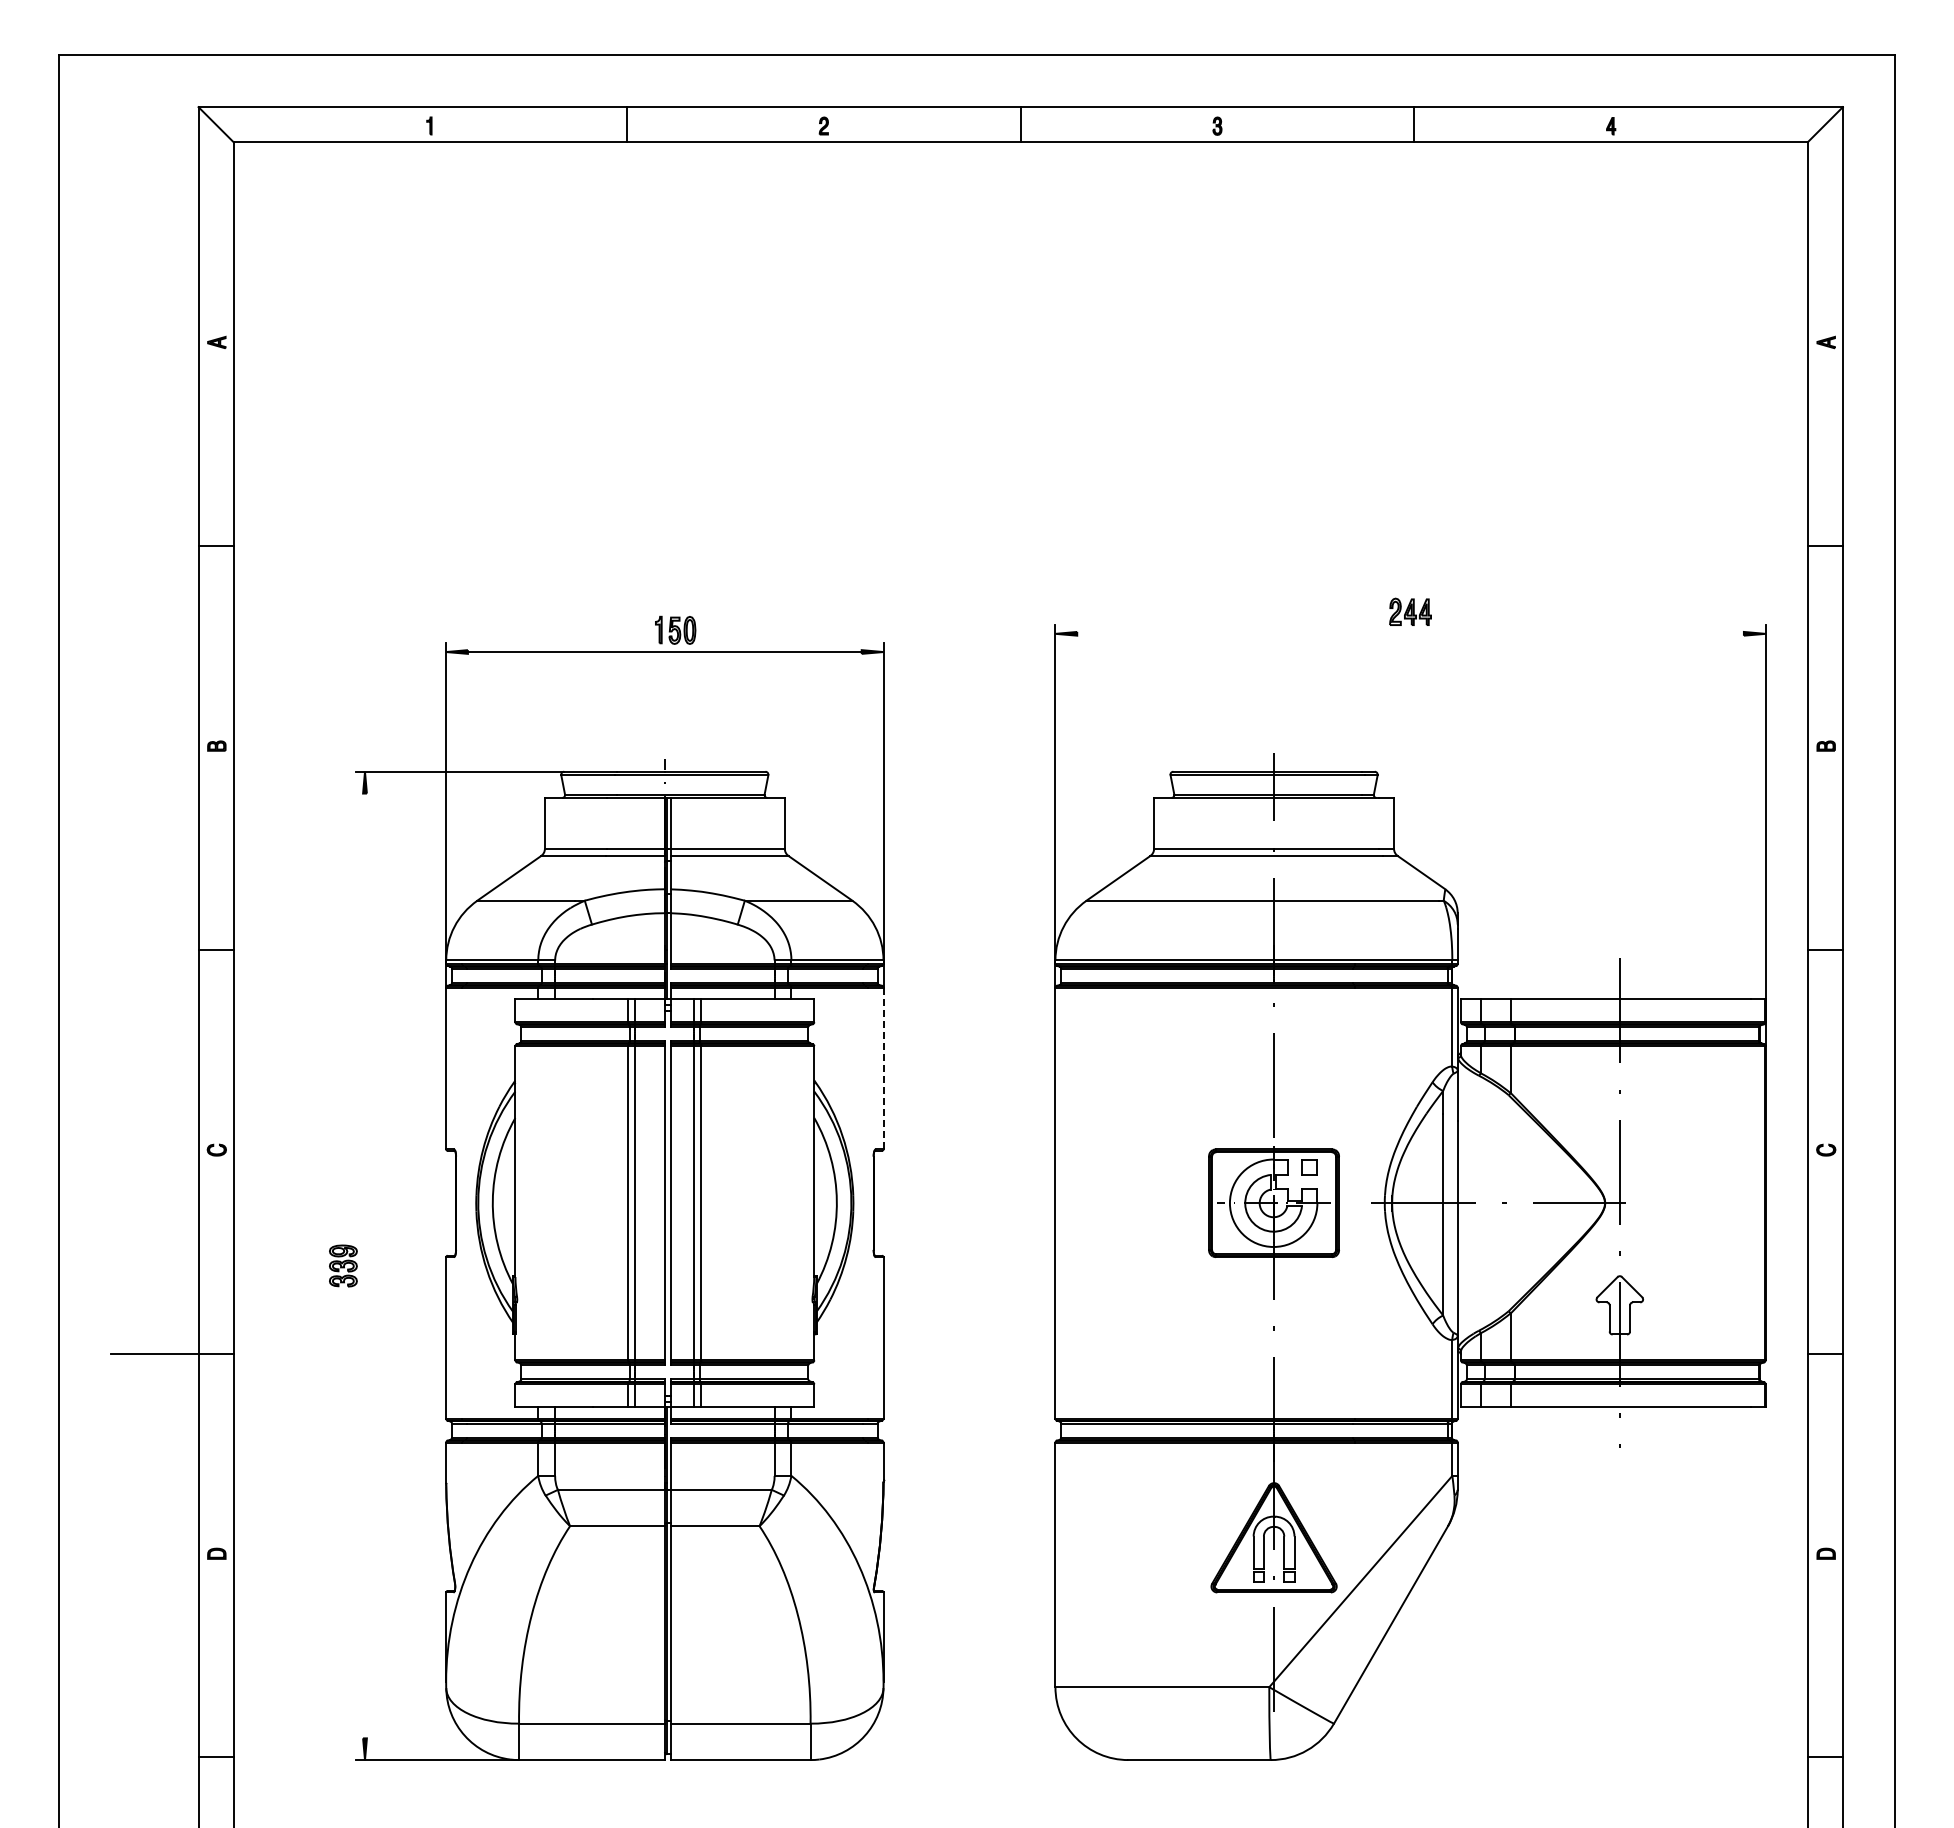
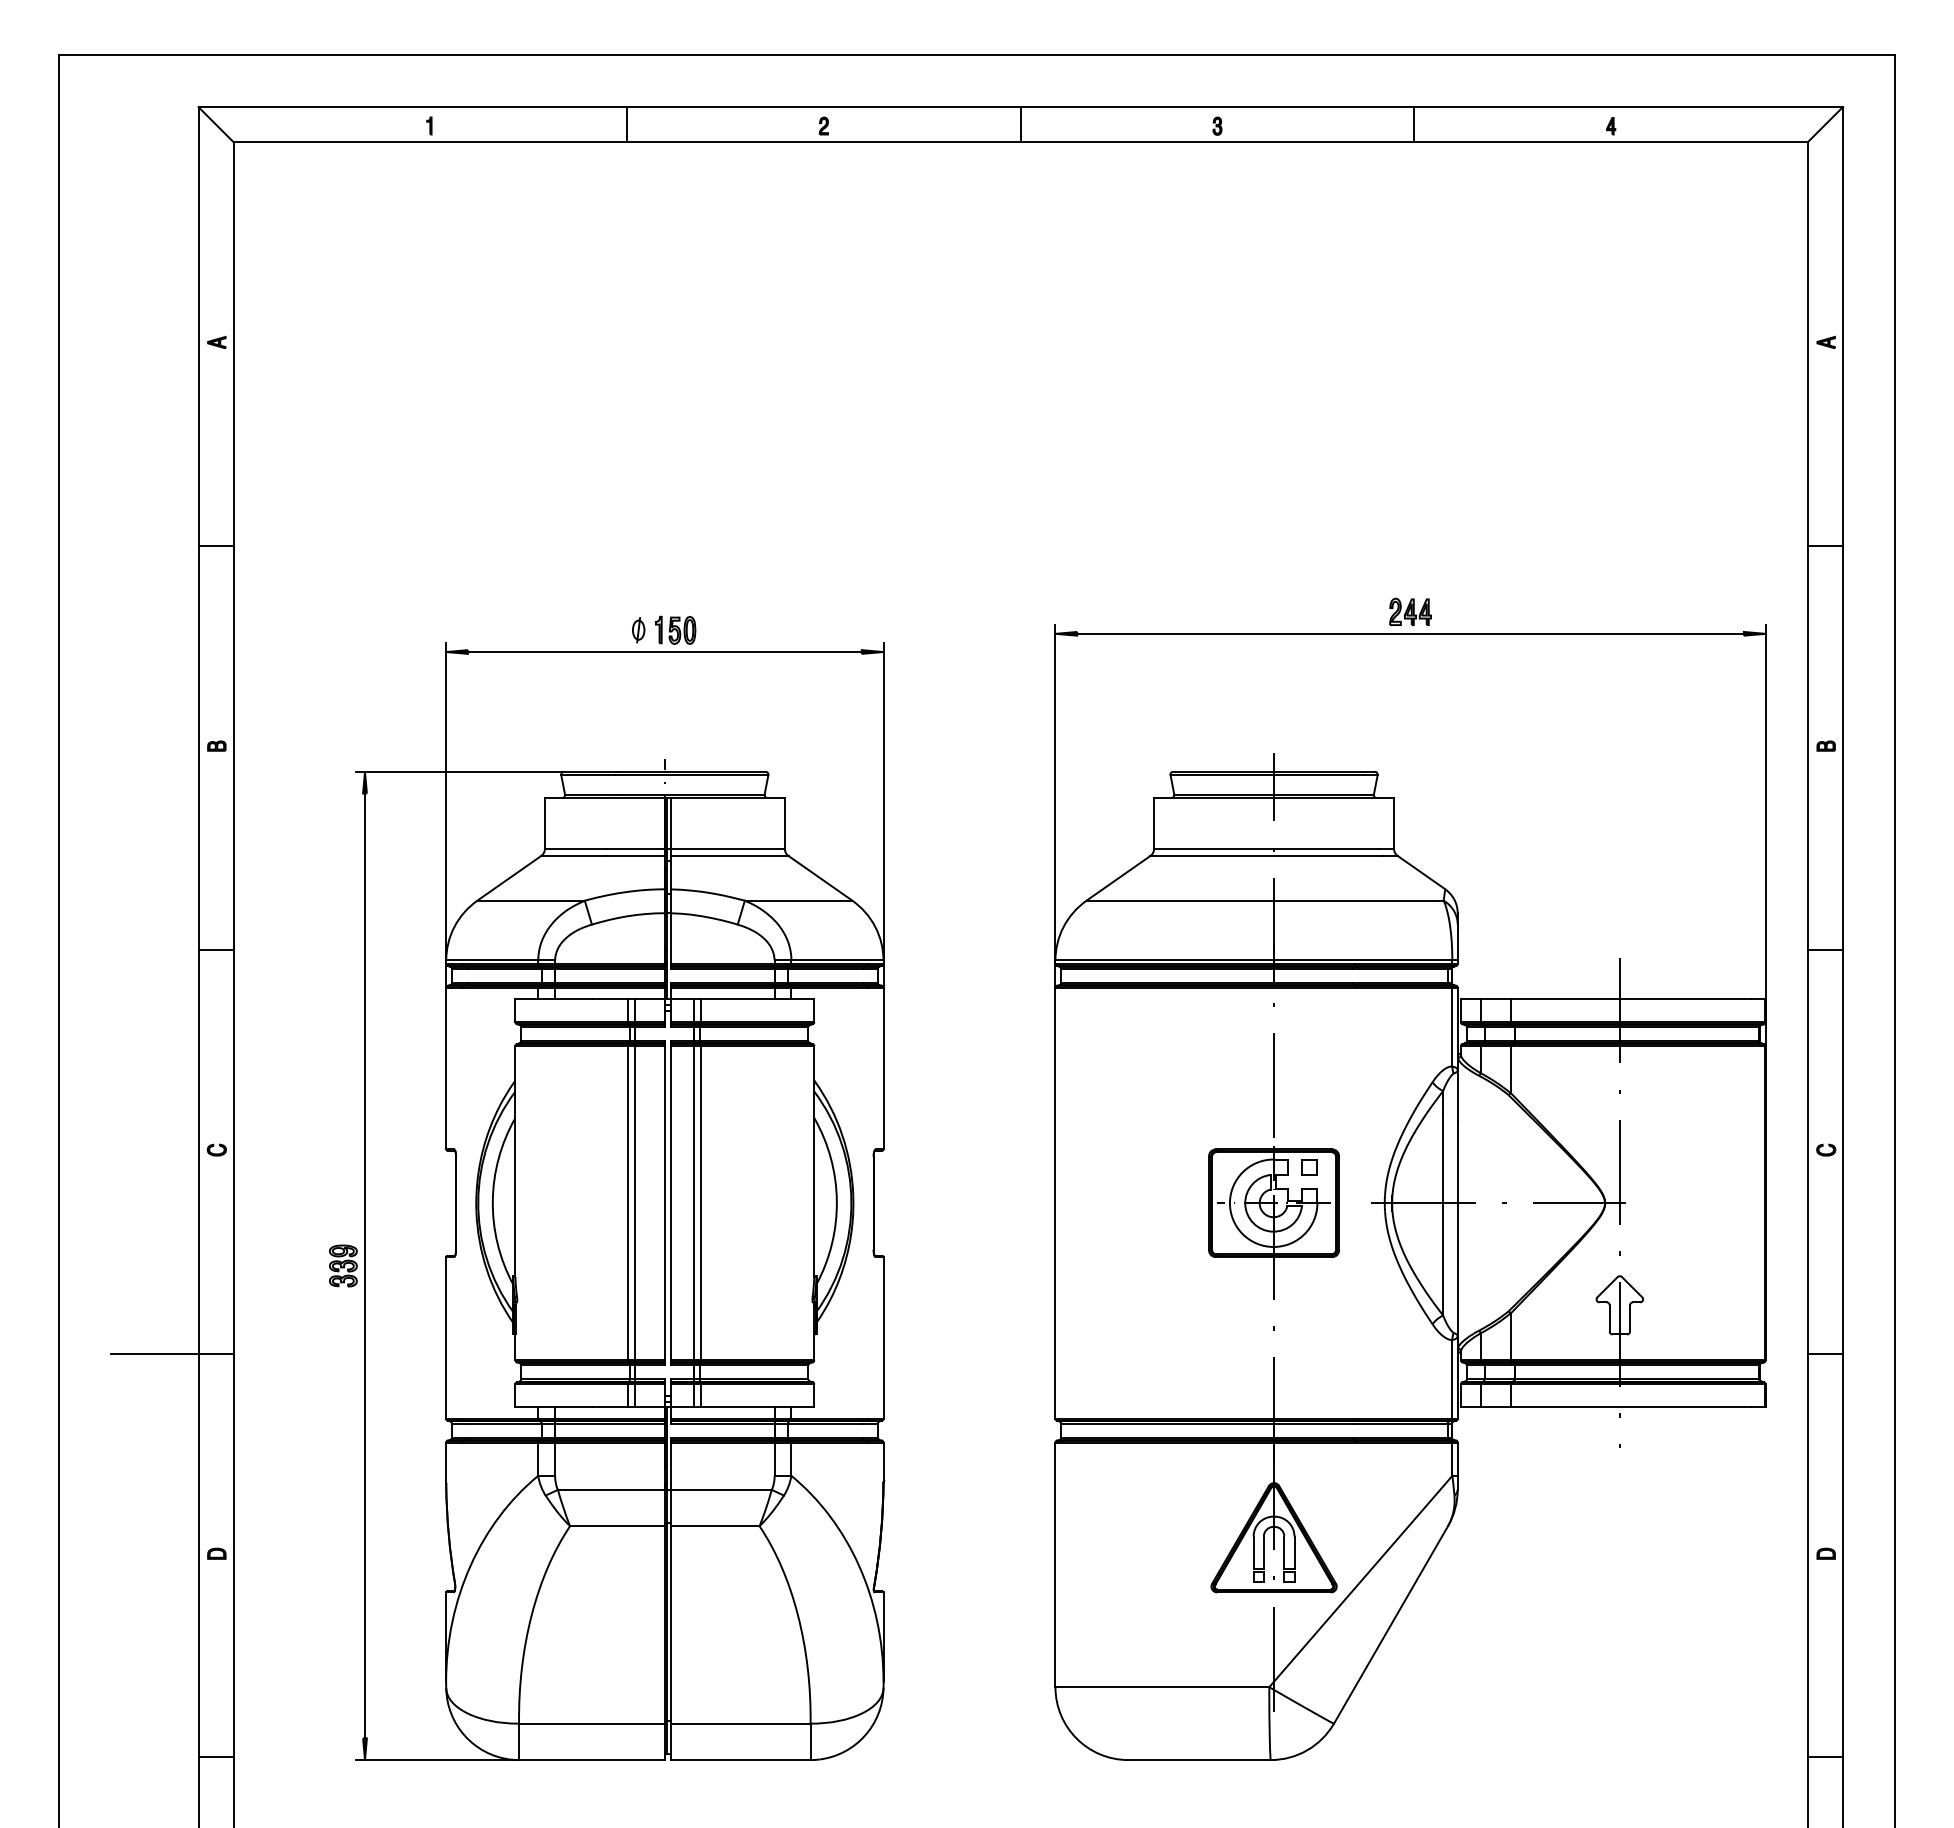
part: none -> present (638, 630)
line: none -> present (1410, 633)
line: dashed -> solid (883, 1068)
line: none -> present (365, 1265)
